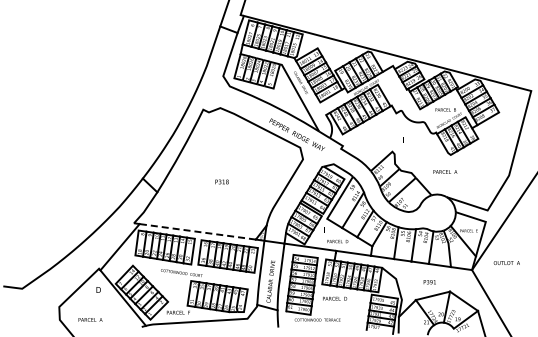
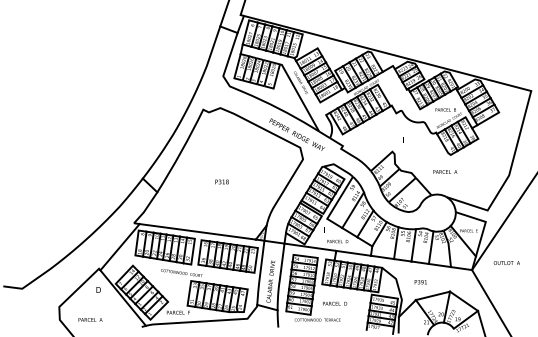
line: dashed -> solid (197, 231)
text position: (429, 282) -> (420, 282) (420, 282)
text position: (335, 298) -> (335, 303) (335, 303)
